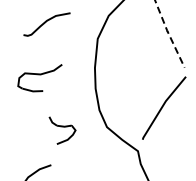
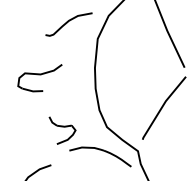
curve position: (45, 23) -> (67, 23) (67, 23)
line: dashed -> solid (168, 33)
part: none -> present (100, 156)
